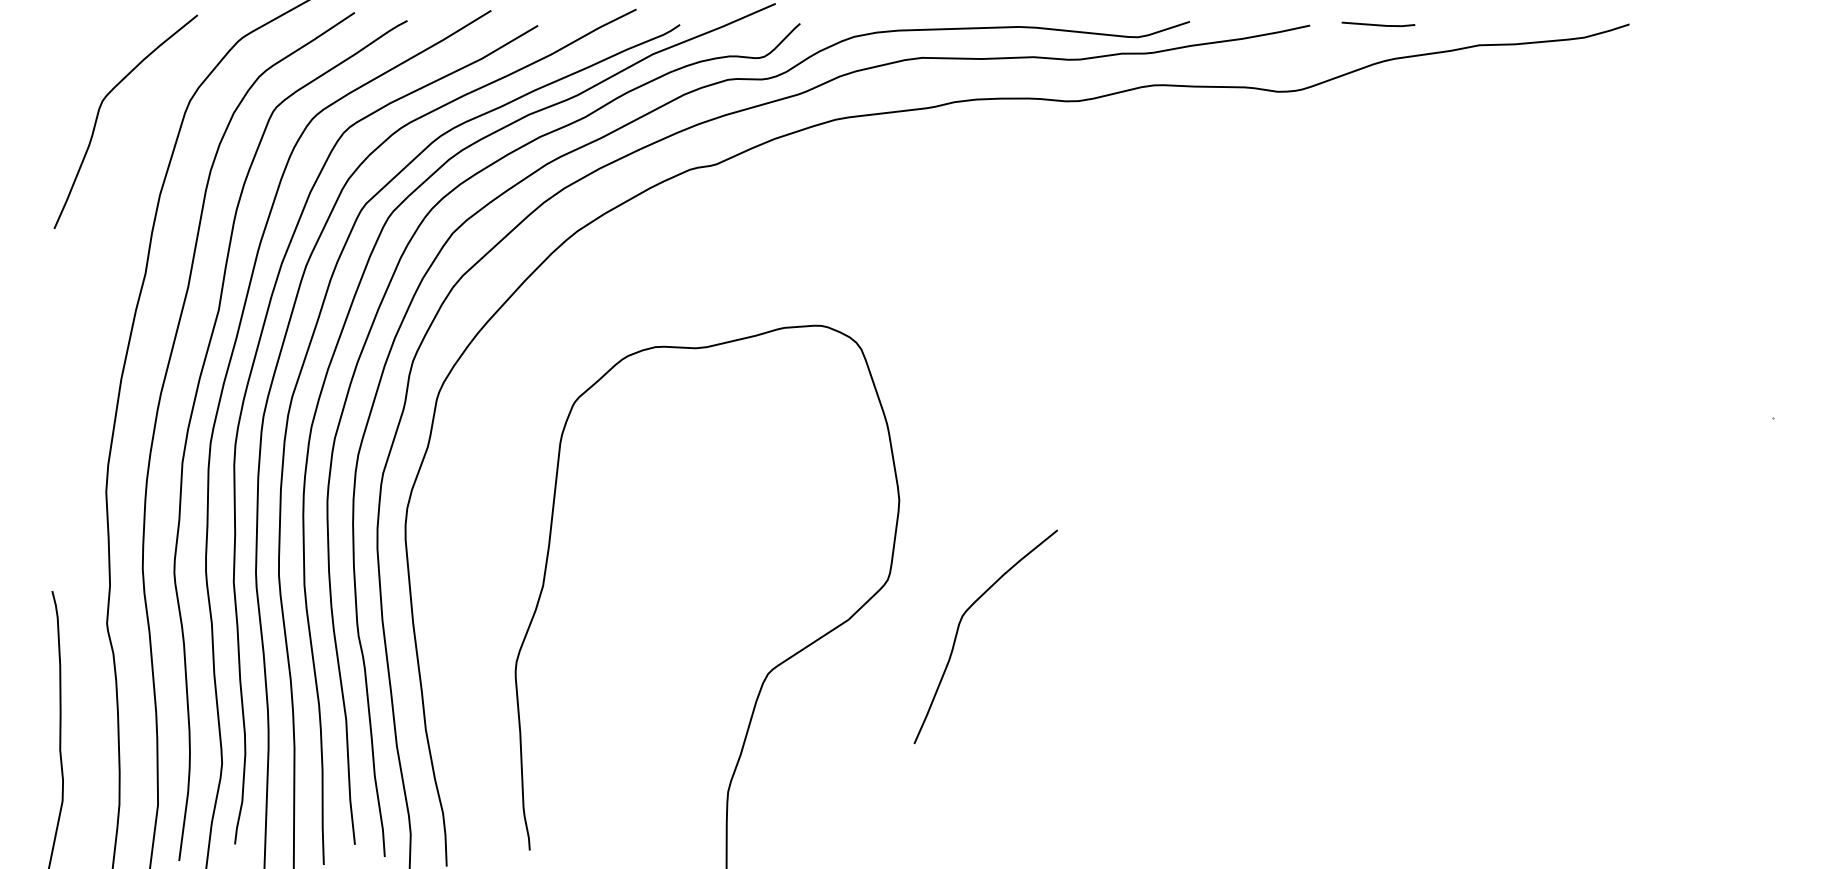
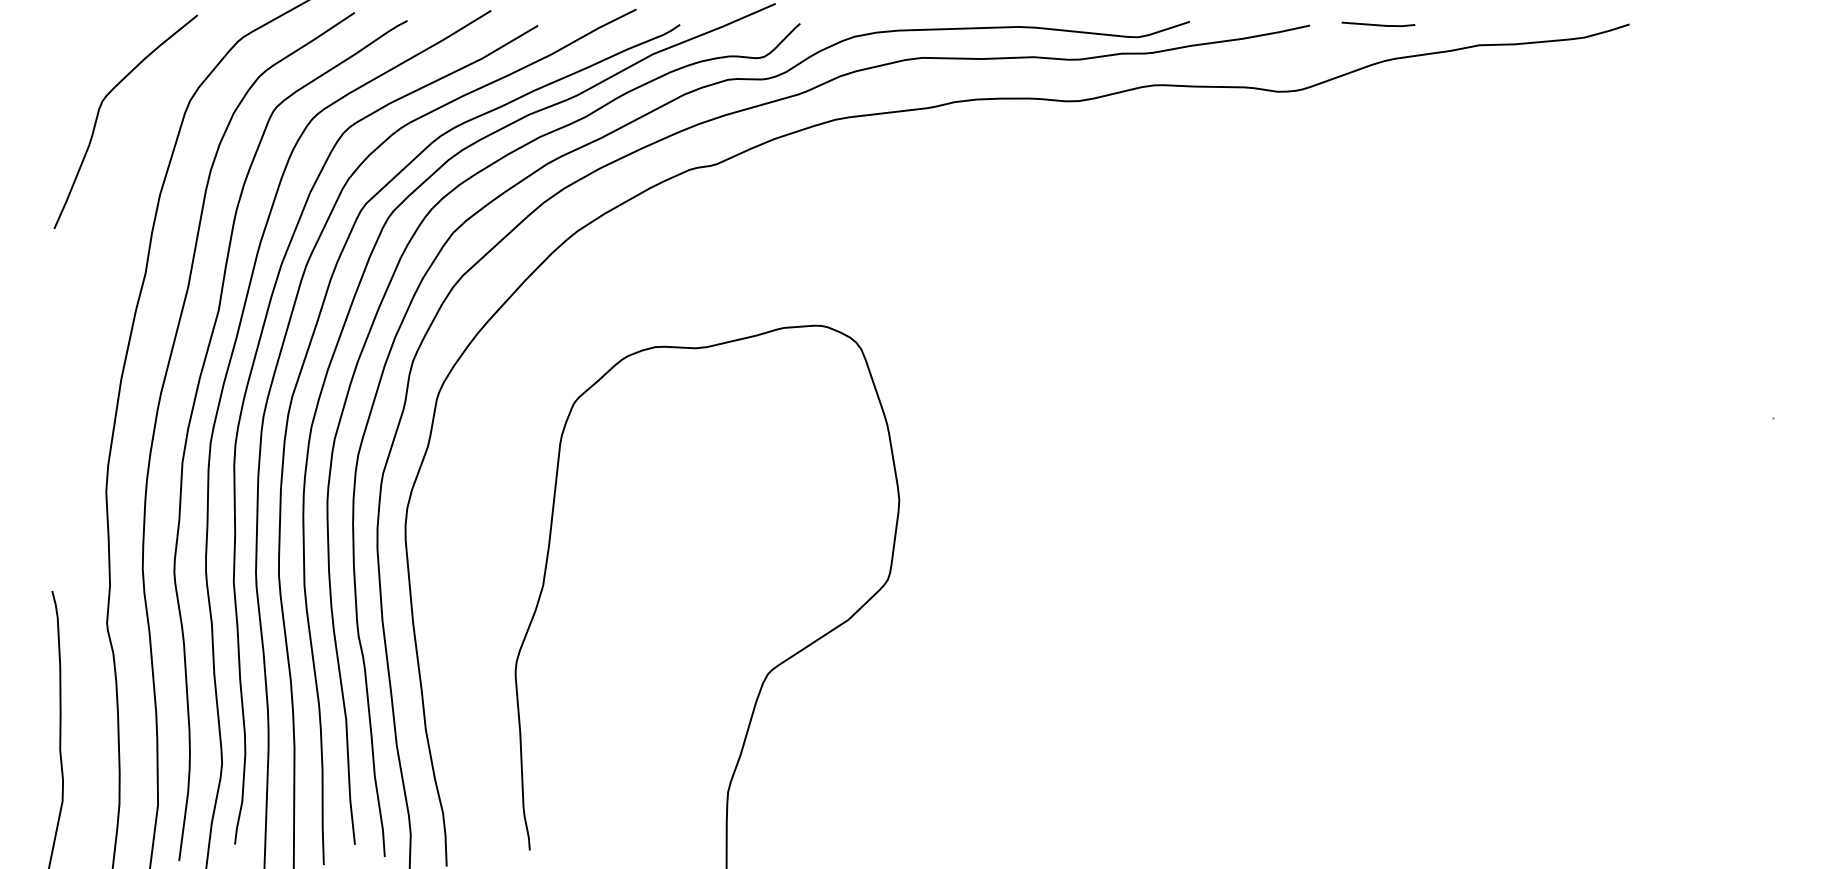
curve: present -> none (958, 631)
